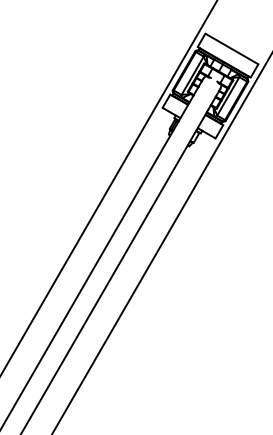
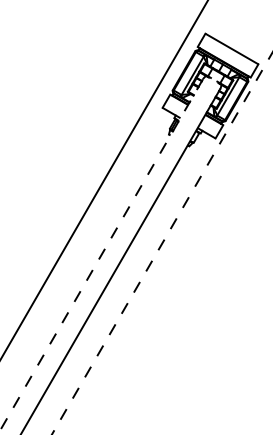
line position: (109, 187) -> (104, 179) (104, 179)
line: solid -> dashed (162, 243)
line: solid -> dashed (101, 255)
